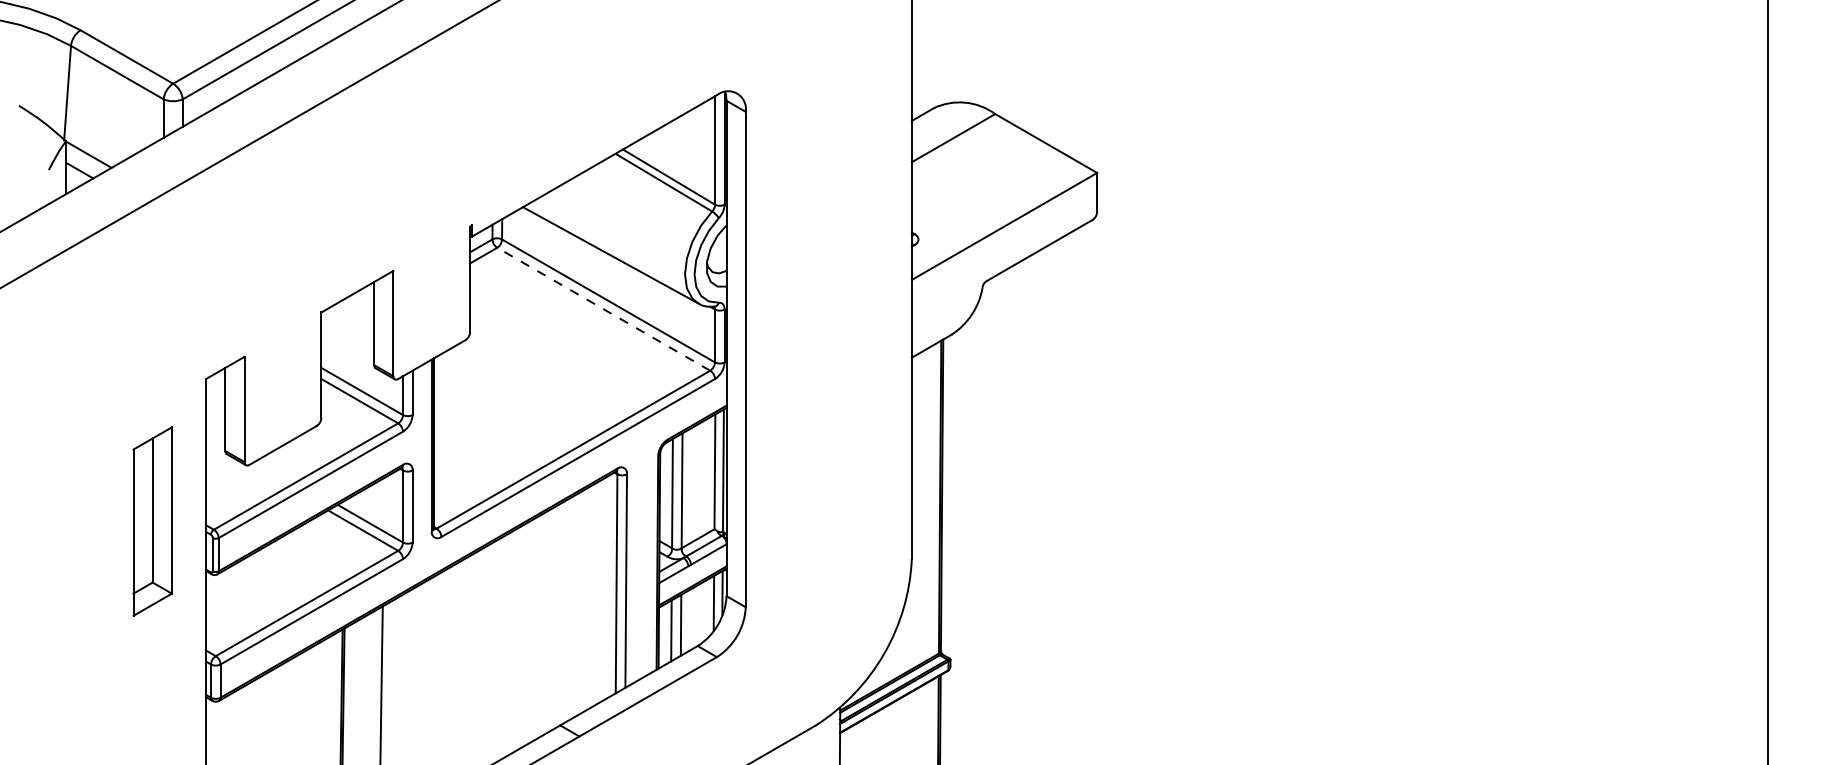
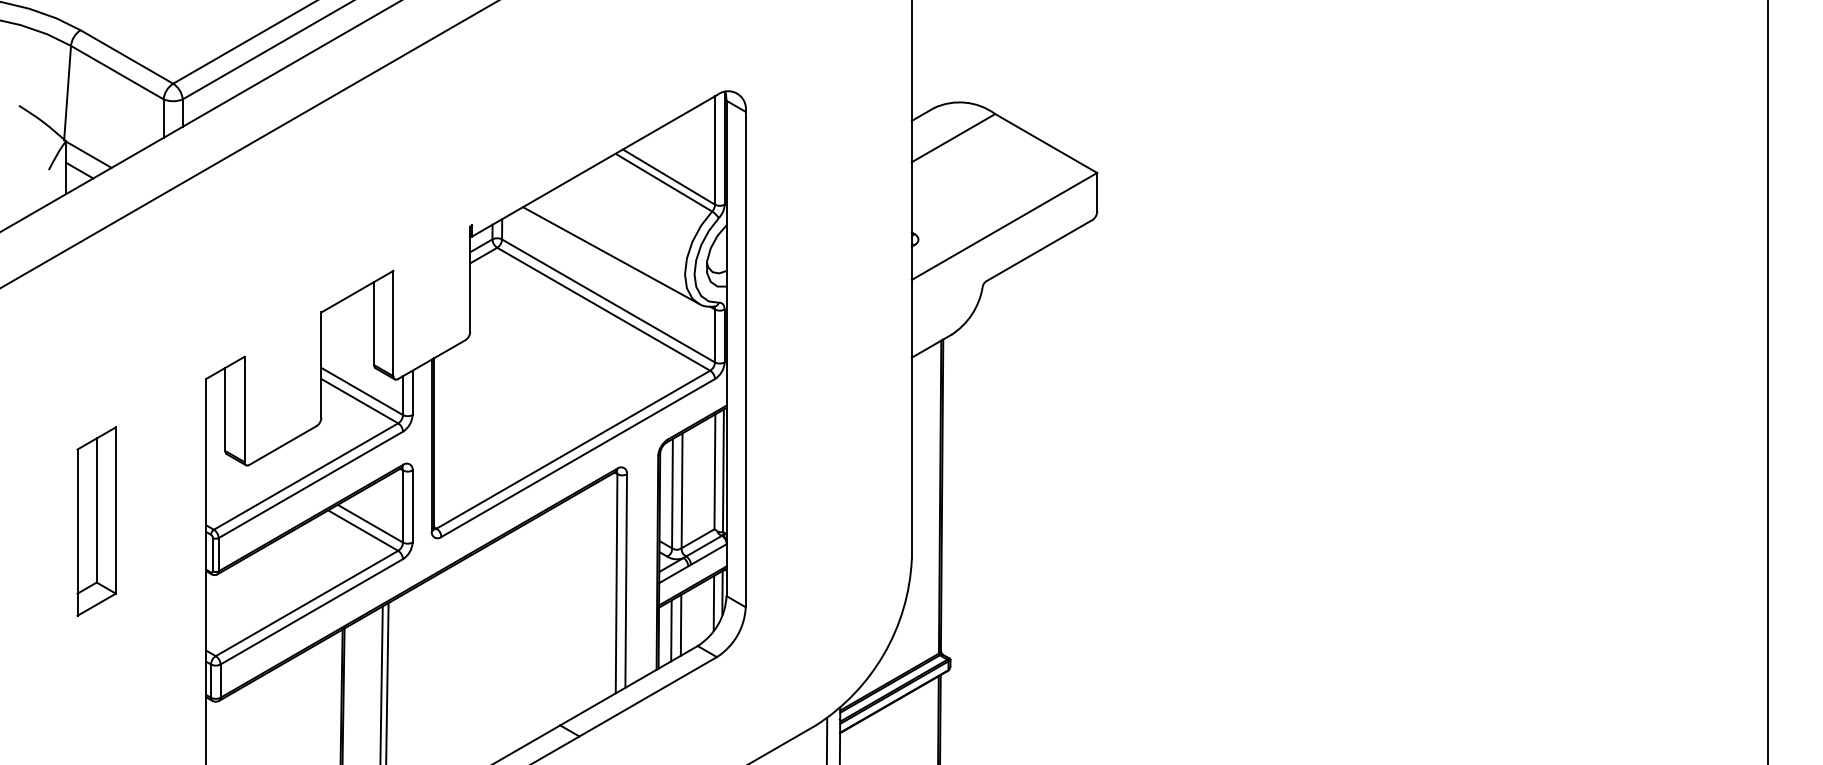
line: dashed -> solid (603, 309)
part position: (152, 521) -> (96, 521) (96, 521)
line: none -> present (387, 682)
line: none -> present (826, 739)
